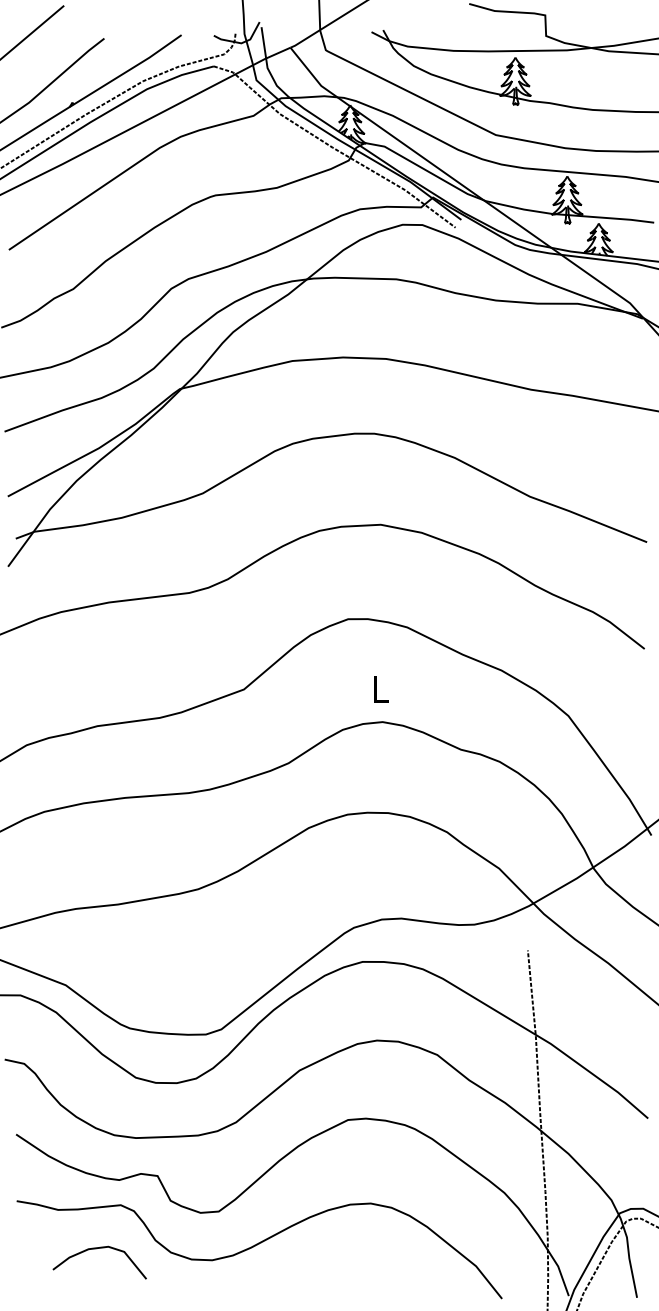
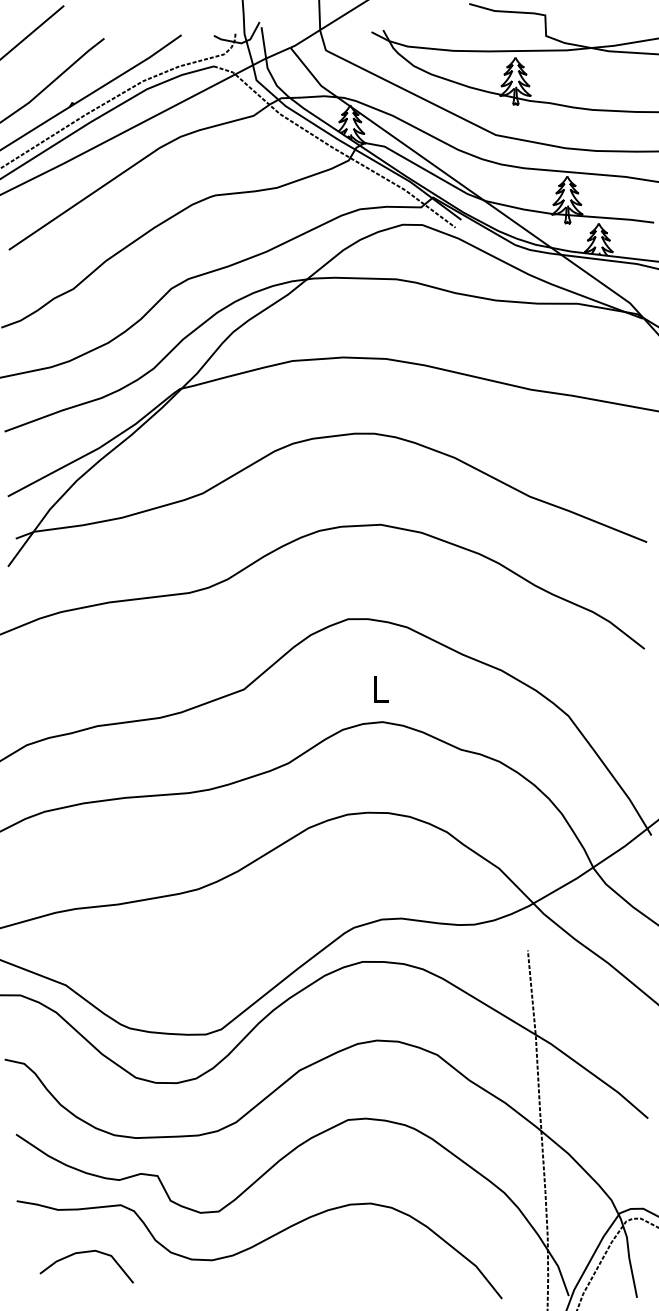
curve position: (96, 1249) -> (83, 1253) (83, 1253)
